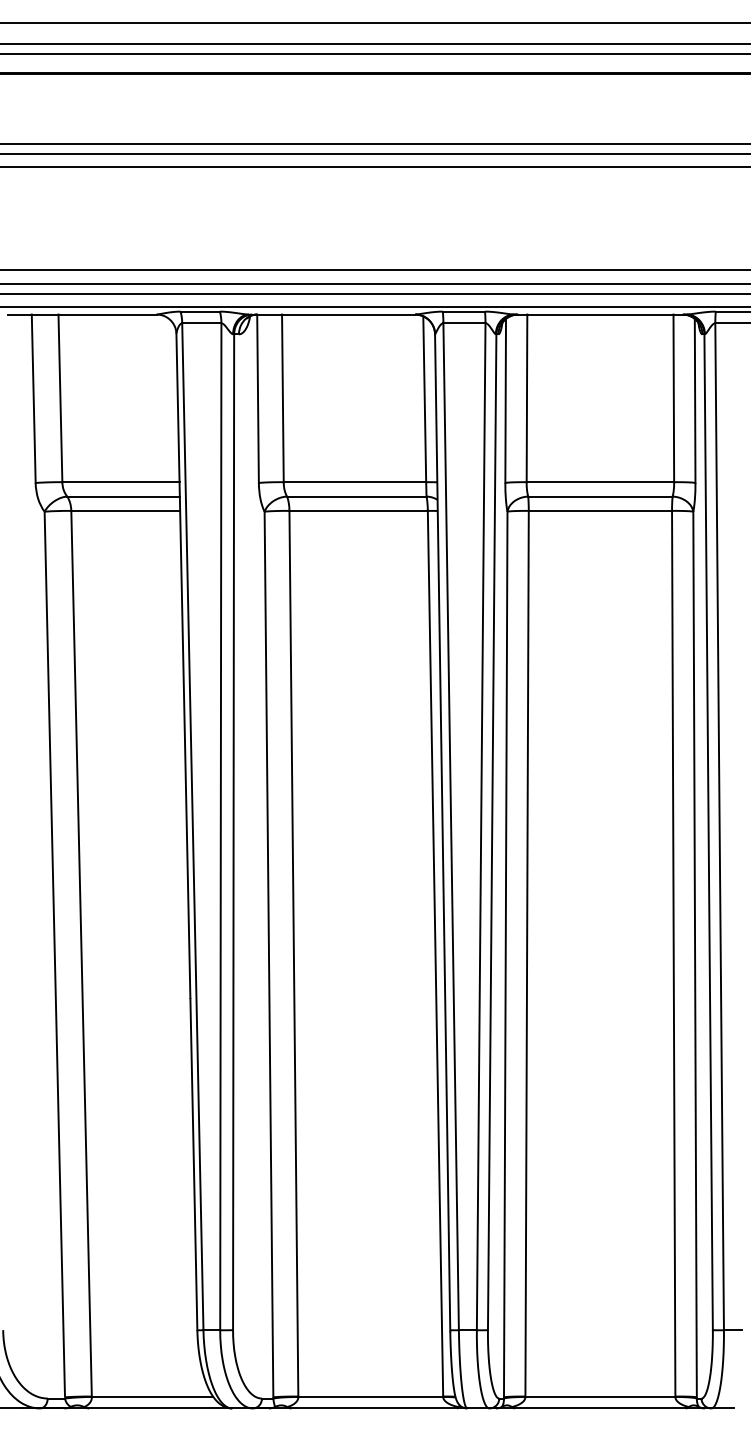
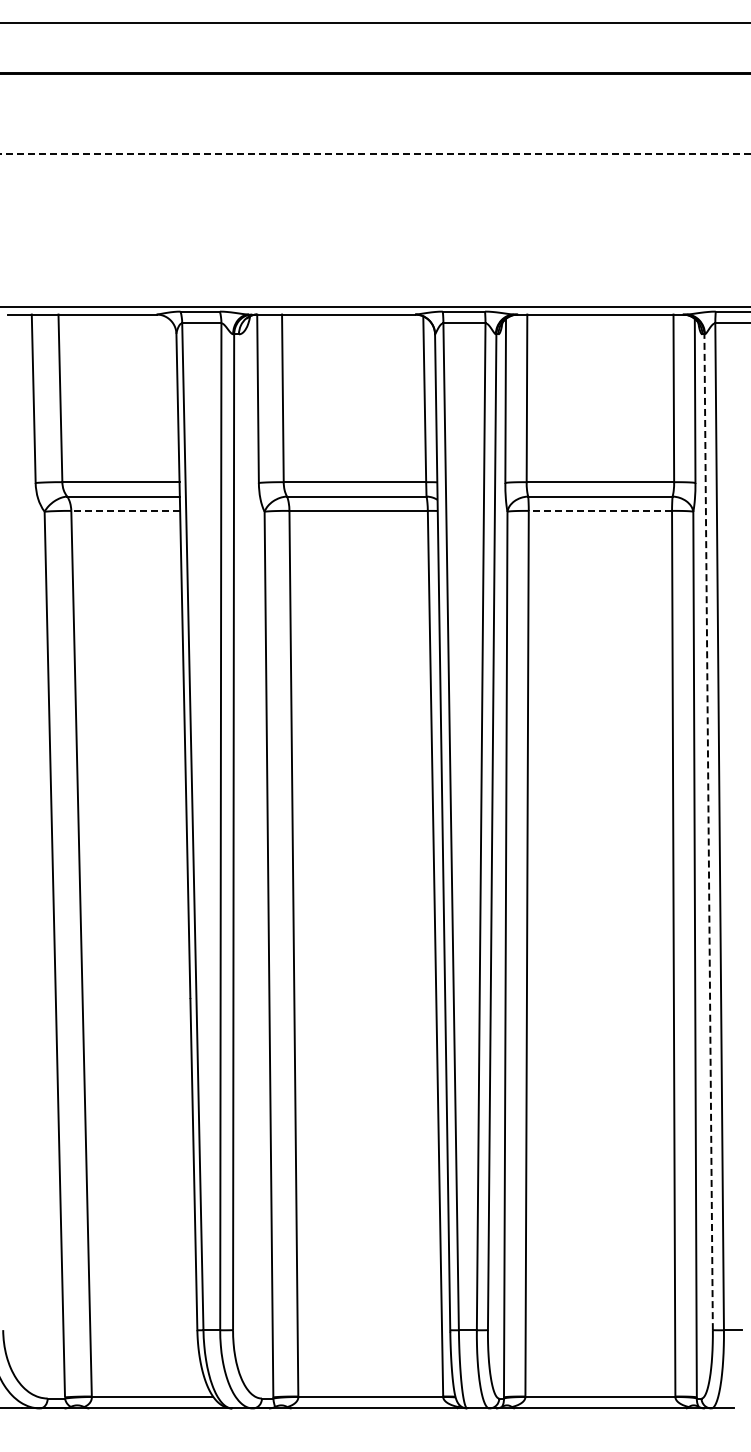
line: present -> none (374, 43)
line: present -> none (374, 53)
line: present -> none (374, 144)
line: solid -> dashed (375, 153)
line: present -> none (374, 166)
line: present -> none (374, 269)
line: present -> none (374, 284)
line: present -> none (374, 293)
line: solid -> dashed (125, 510)
line: solid -> dashed (600, 510)
line: solid -> dashed (708, 832)
